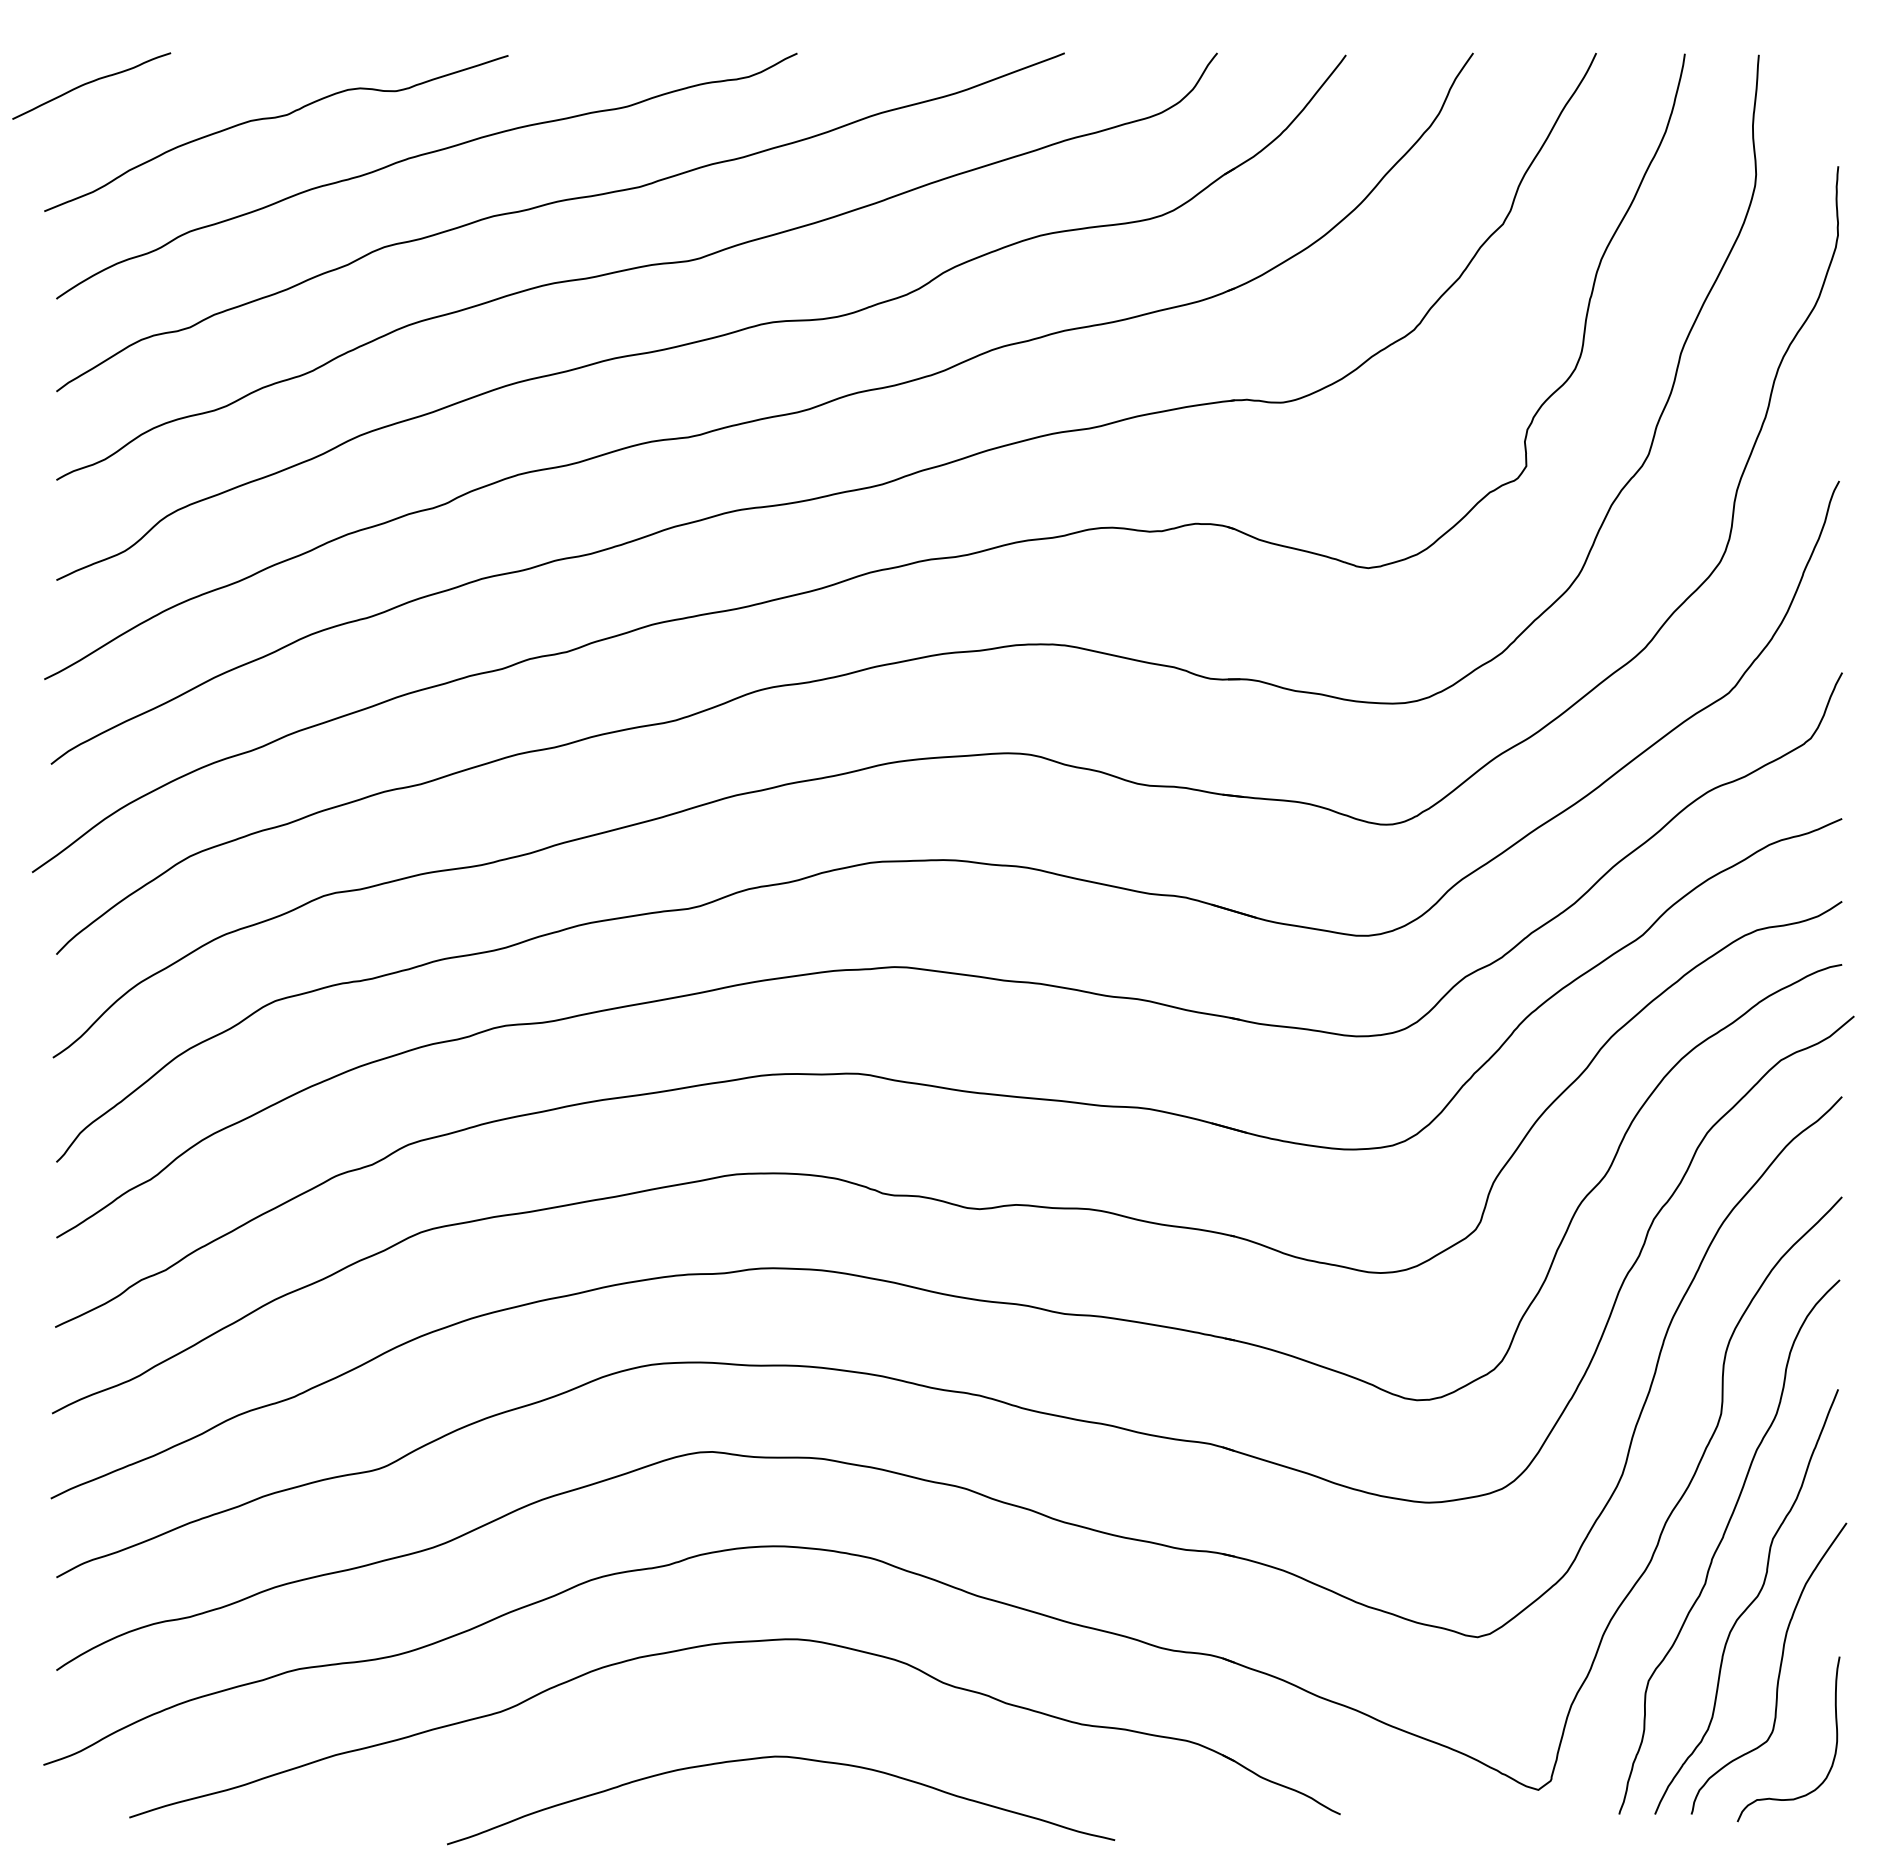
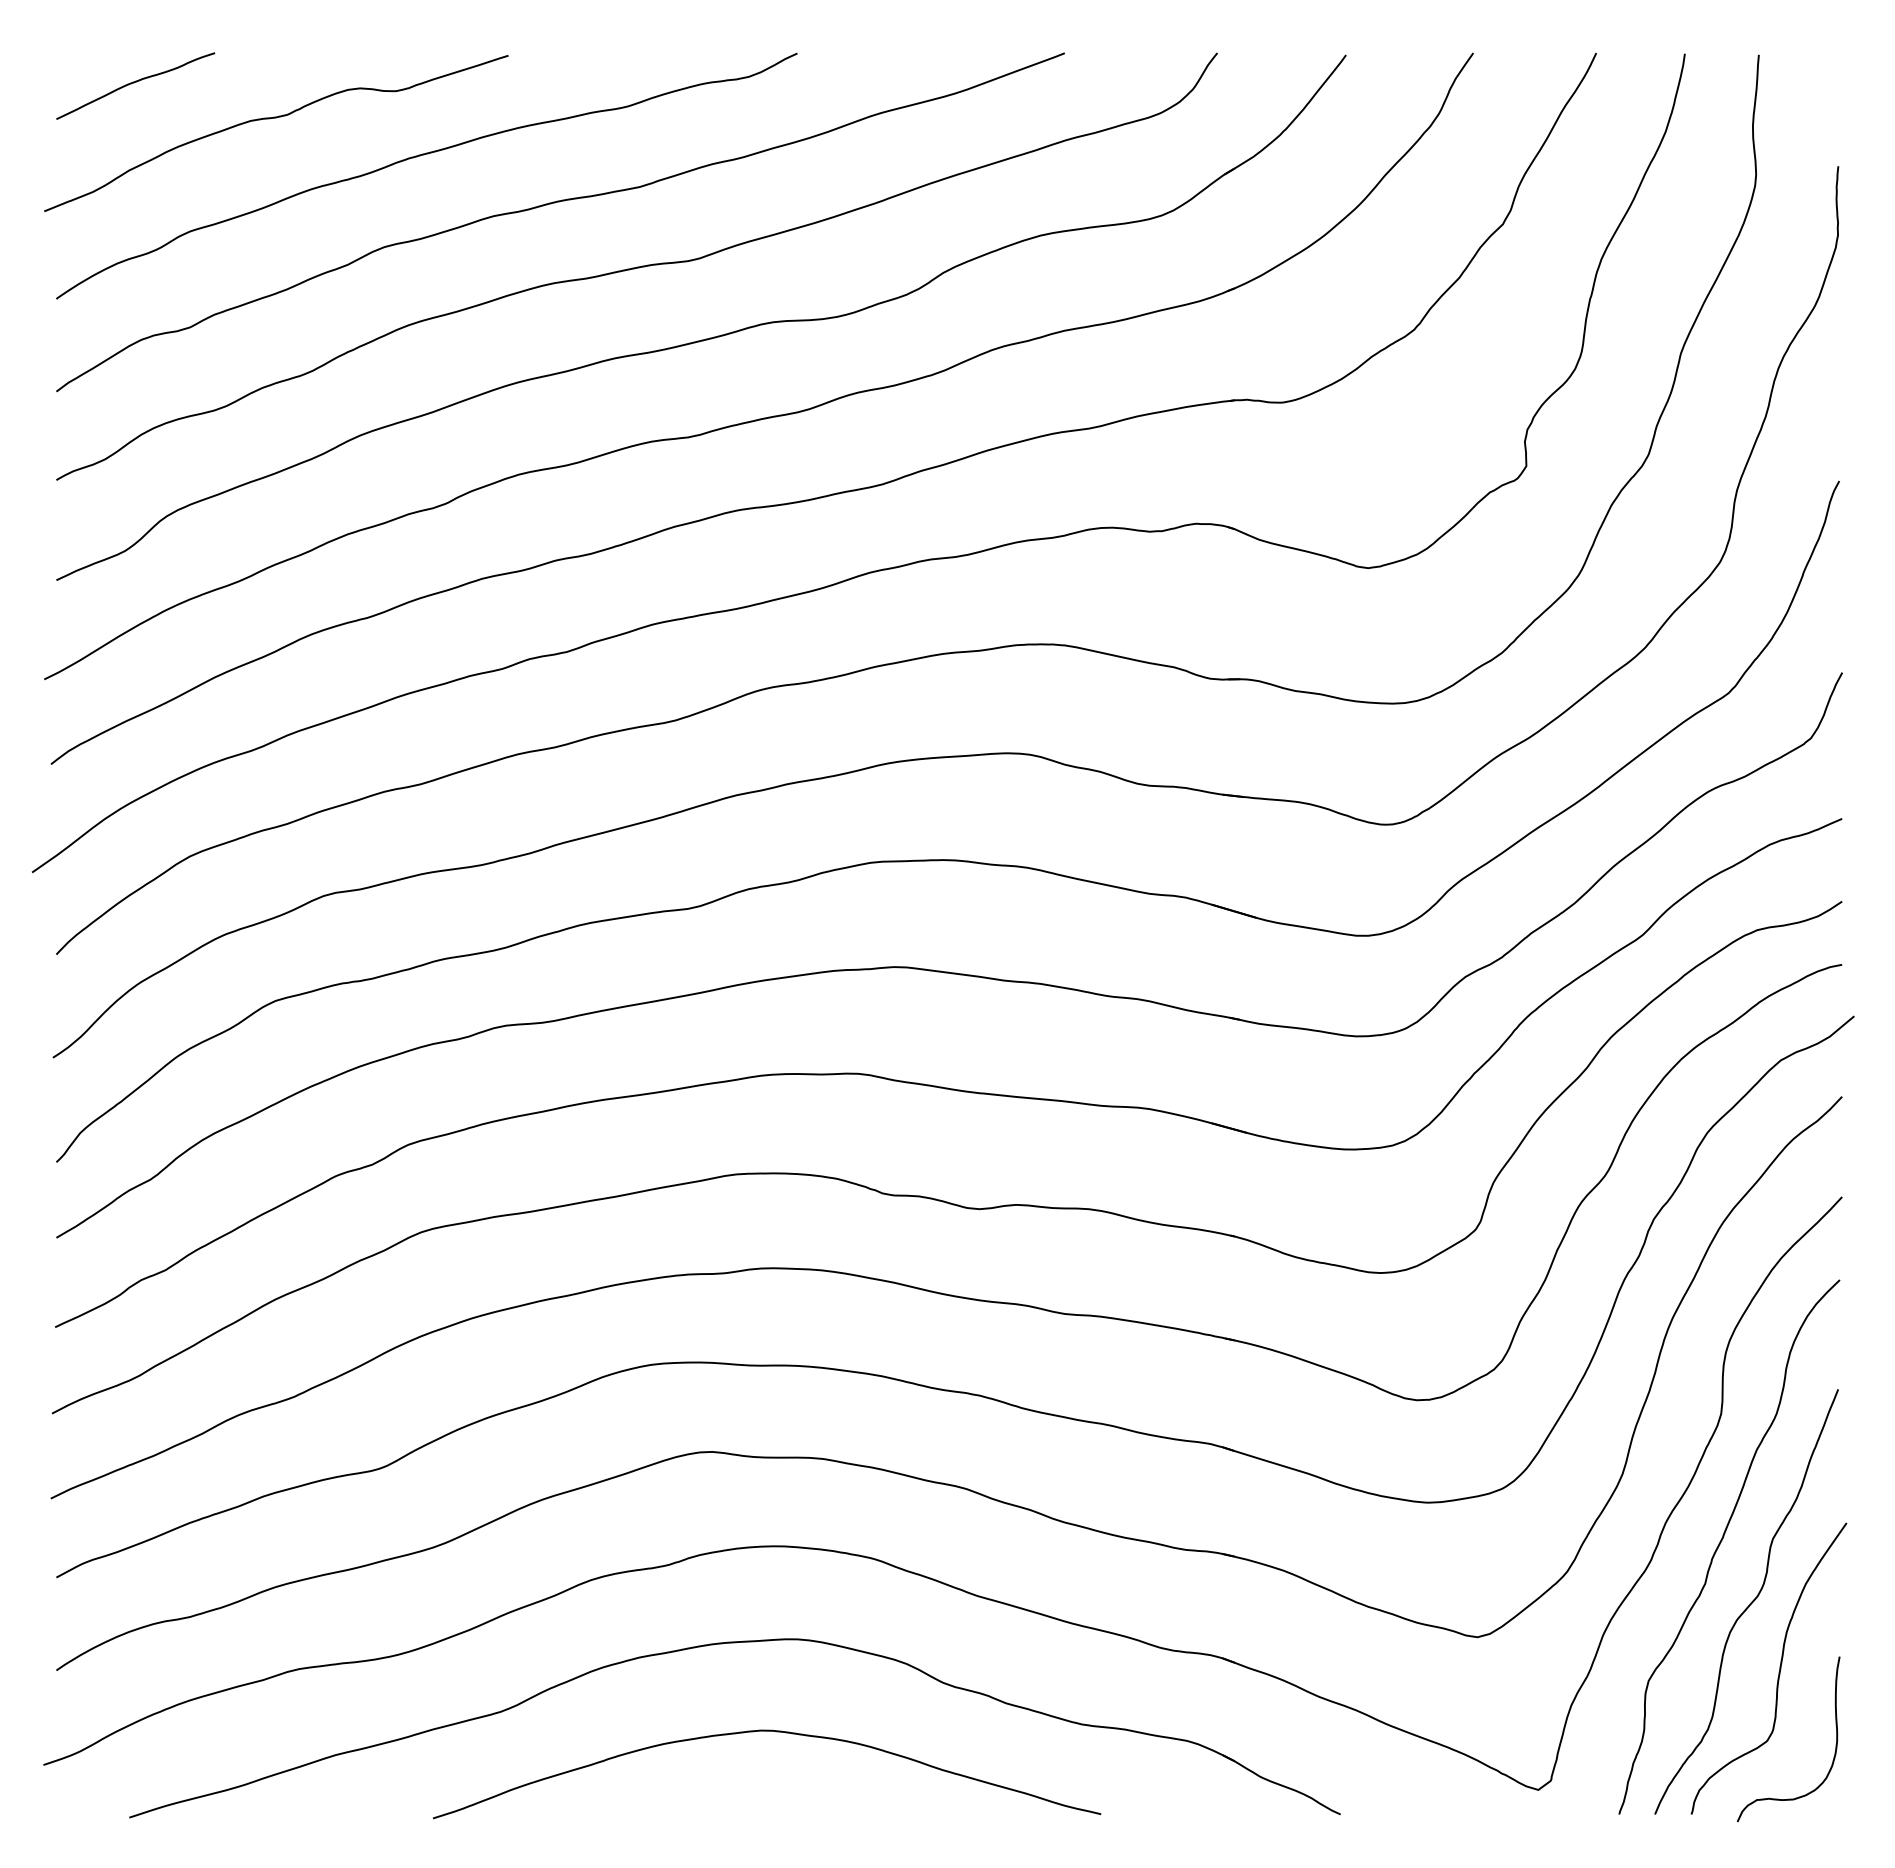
curve position: (90, 83) -> (134, 83) (134, 83)
curve position: (790, 1758) -> (776, 1732) (776, 1732)
